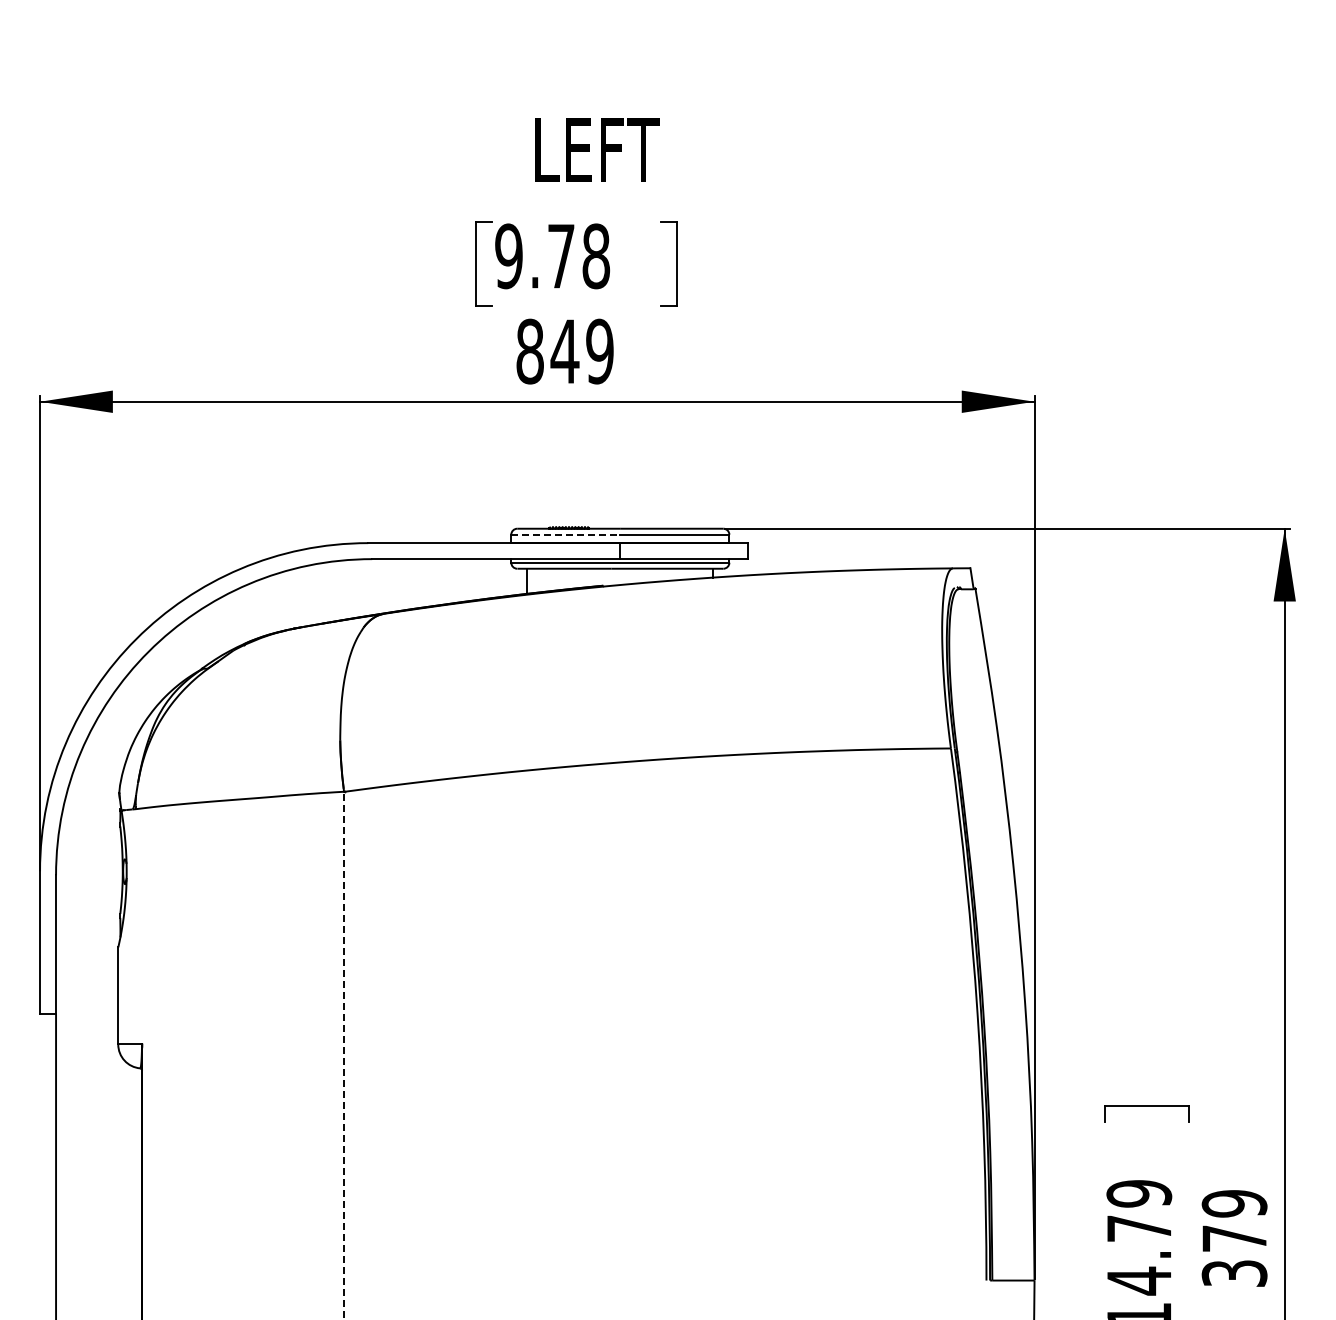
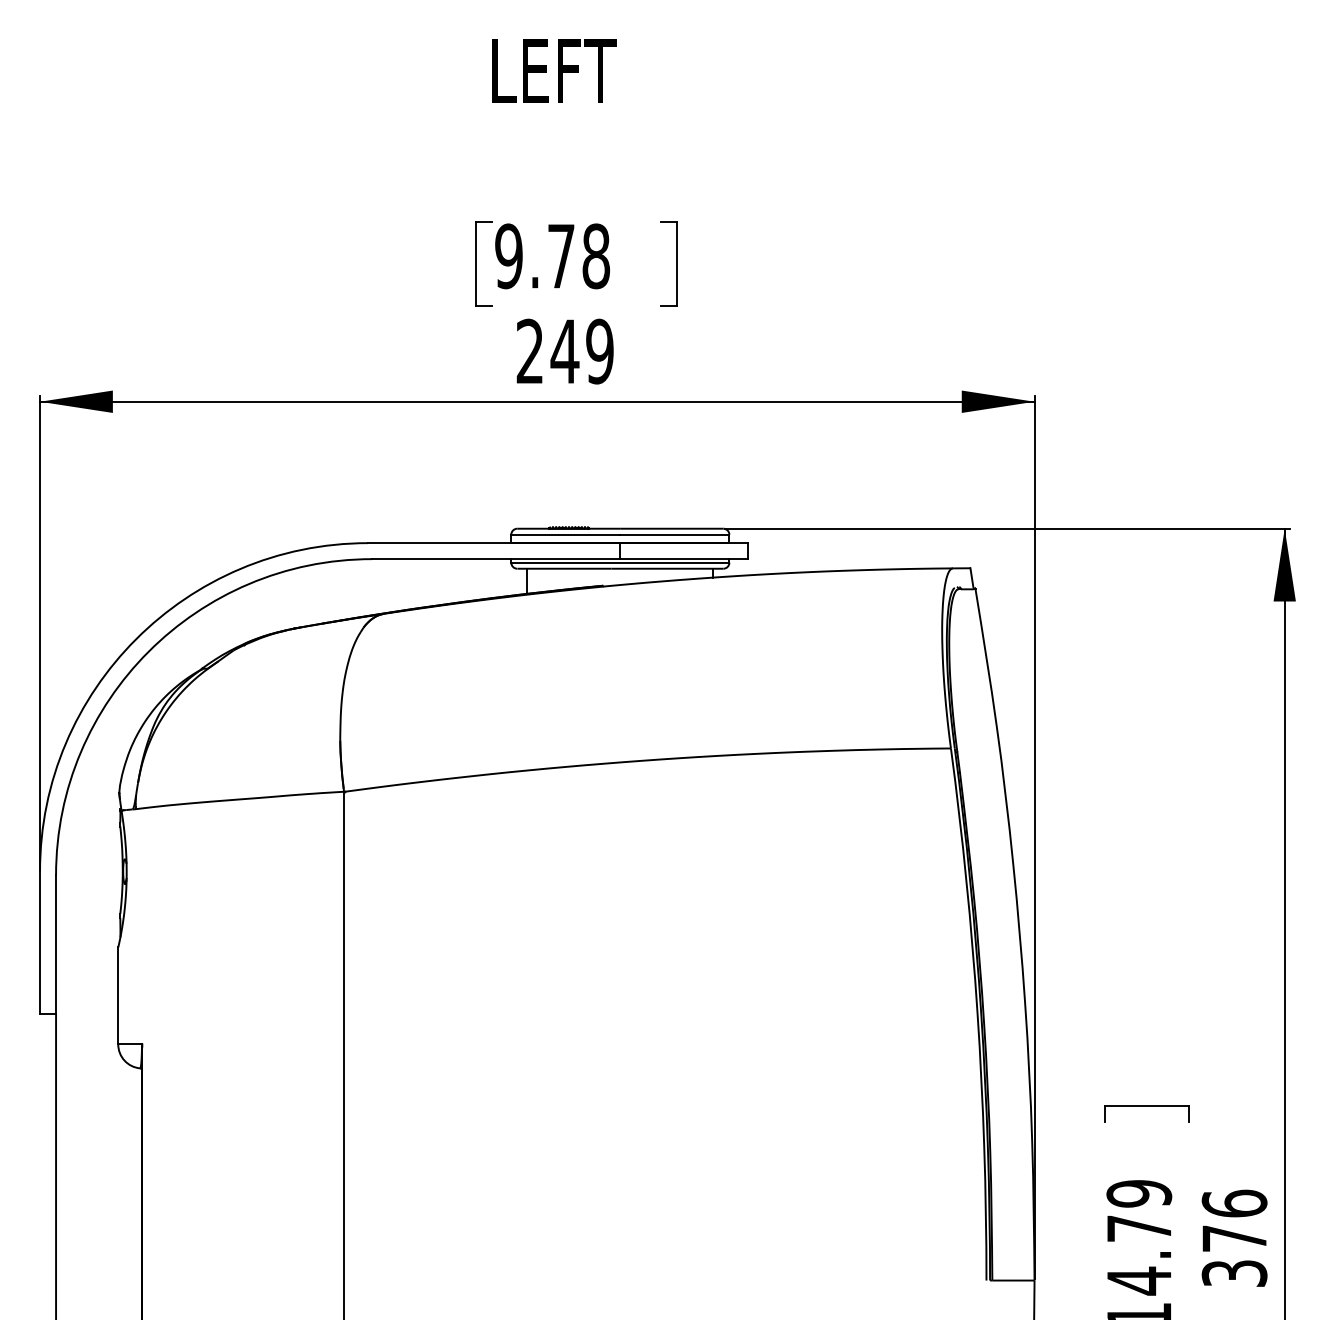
text position: (597, 149) -> (554, 70) (554, 70)
text: 849 -> 249 (529, 351)
line: dashed -> solid (566, 534)
line: dashed -> solid (344, 1055)
text: 379 -> 376 (1234, 1203)
